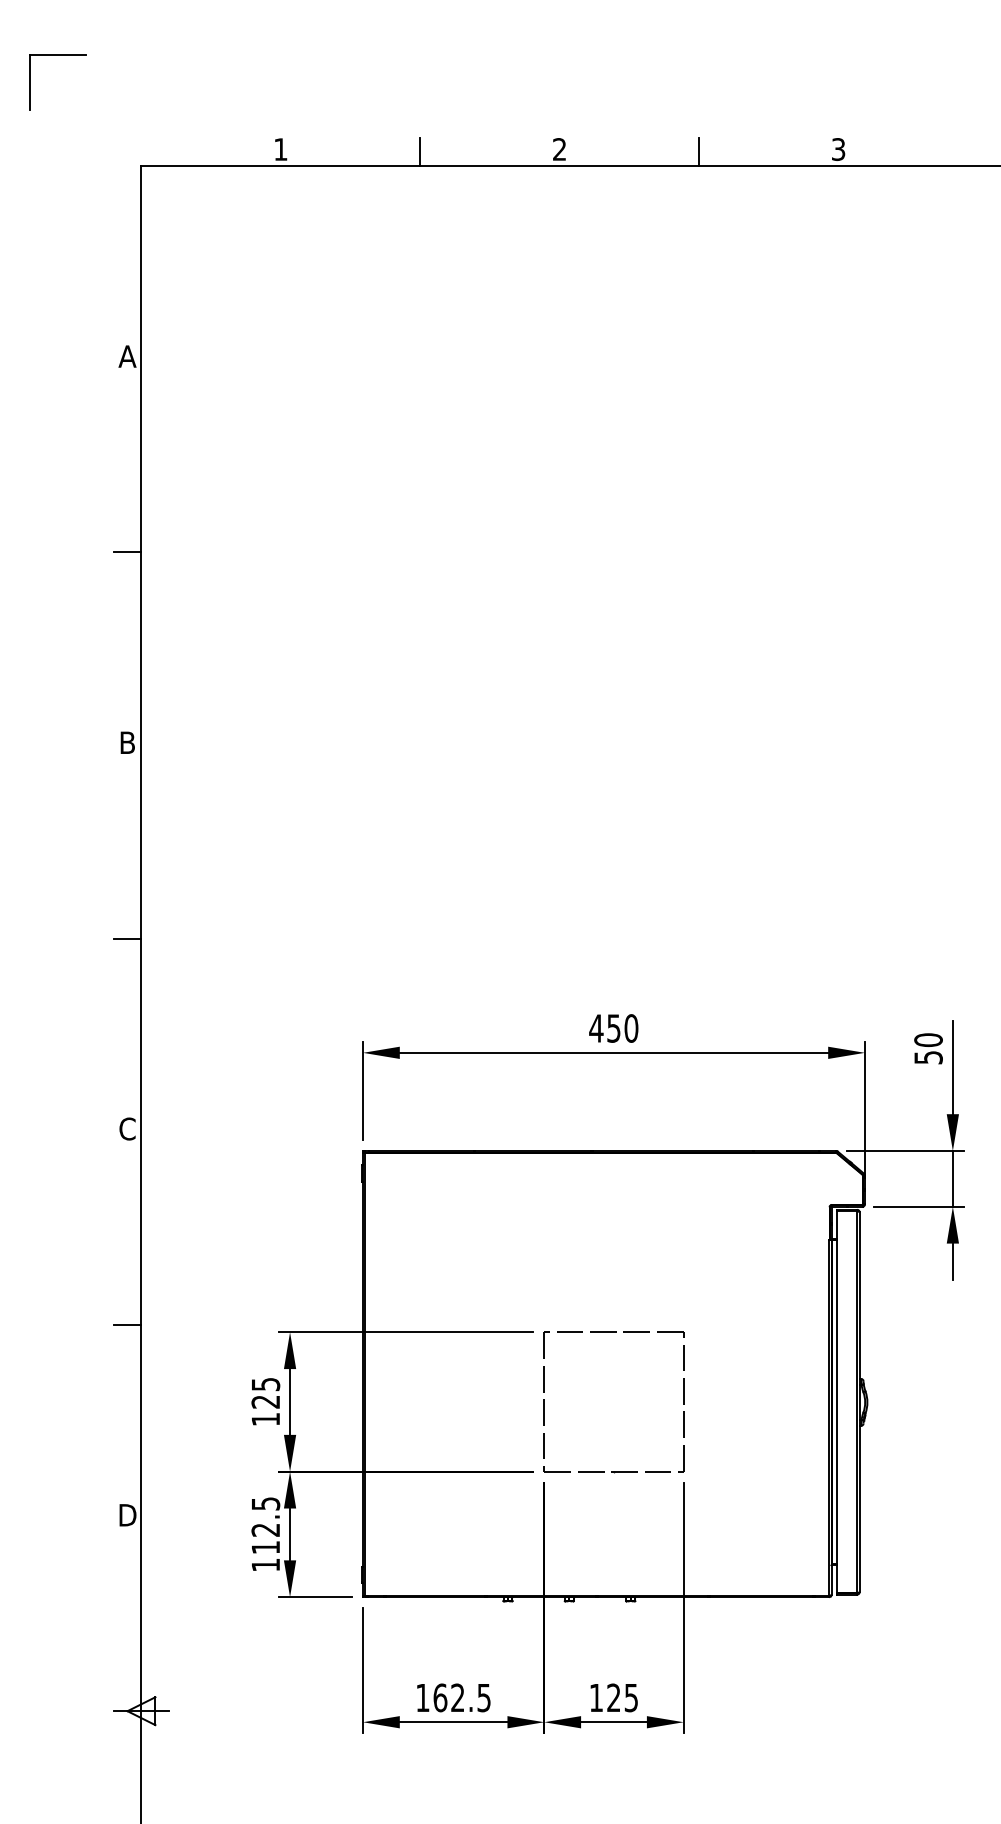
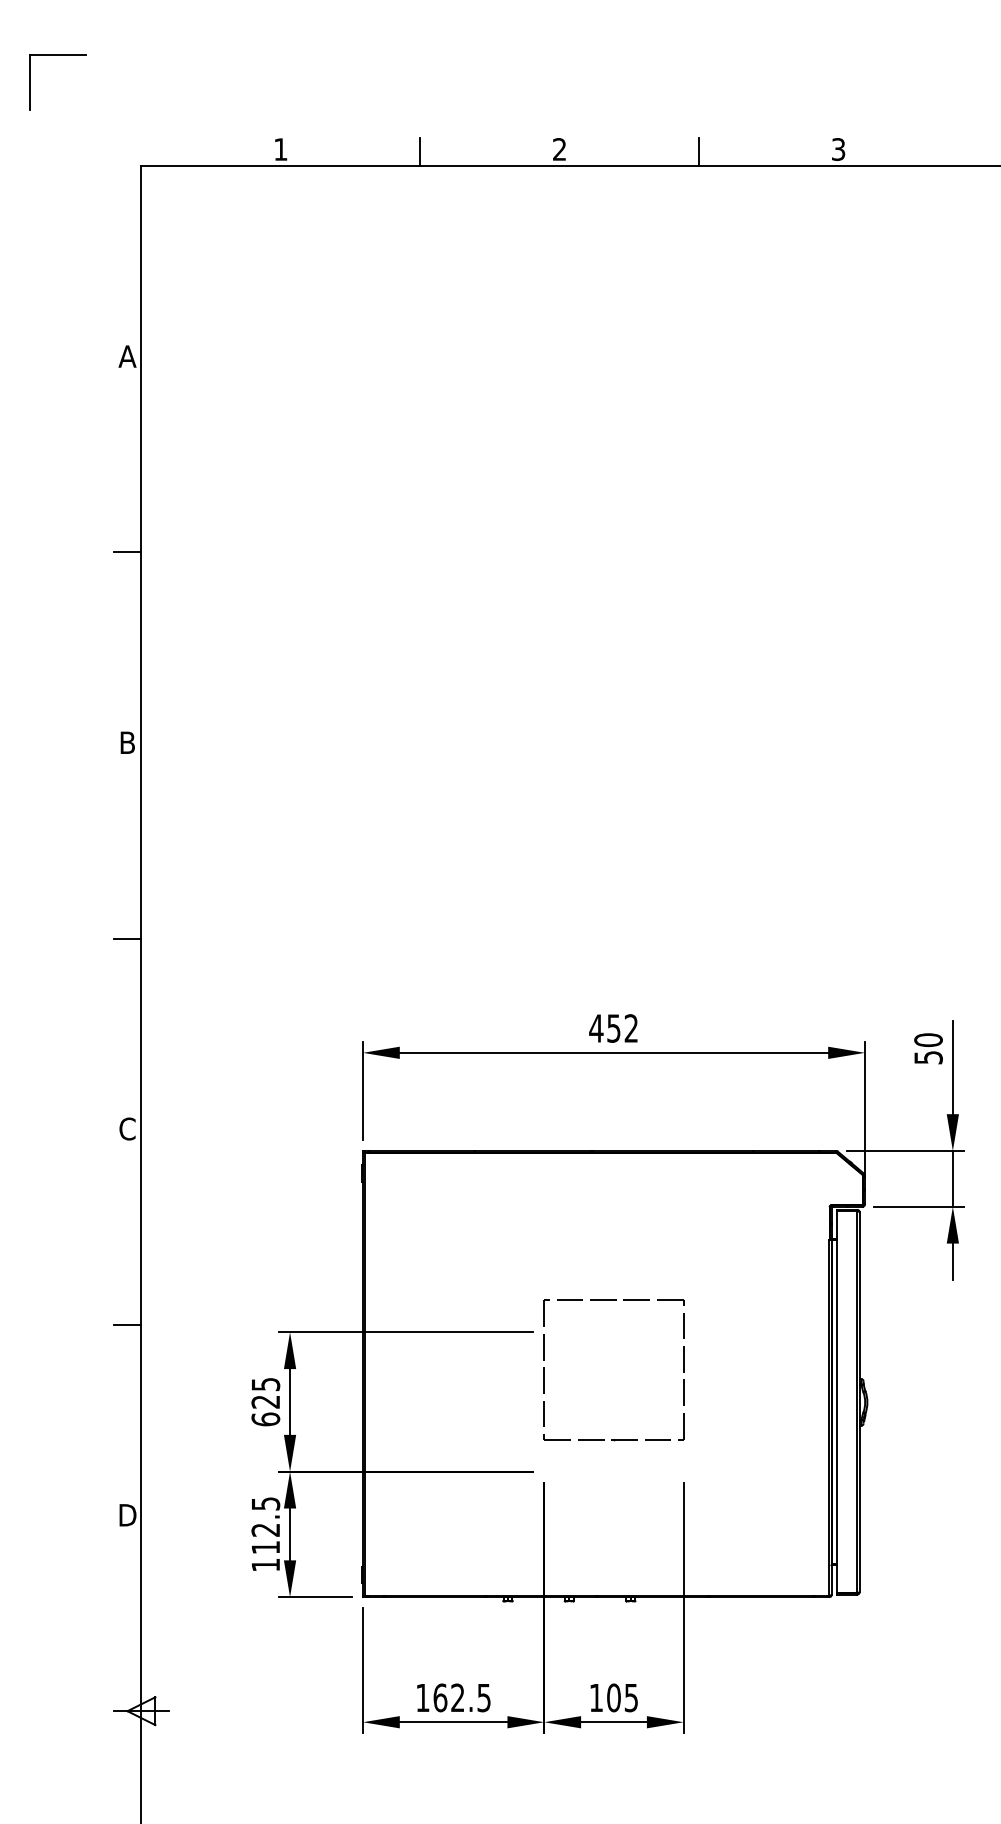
text: 450 -> 452 (631, 1028)
part position: (544, 1402) -> (544, 1370) (544, 1370)
text: 125 -> 625 (265, 1419)
text: 125 -> 105 (613, 1697)
